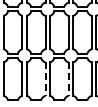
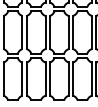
line: dashed -> solid (45, 79)
line: dashed -> solid (68, 79)
